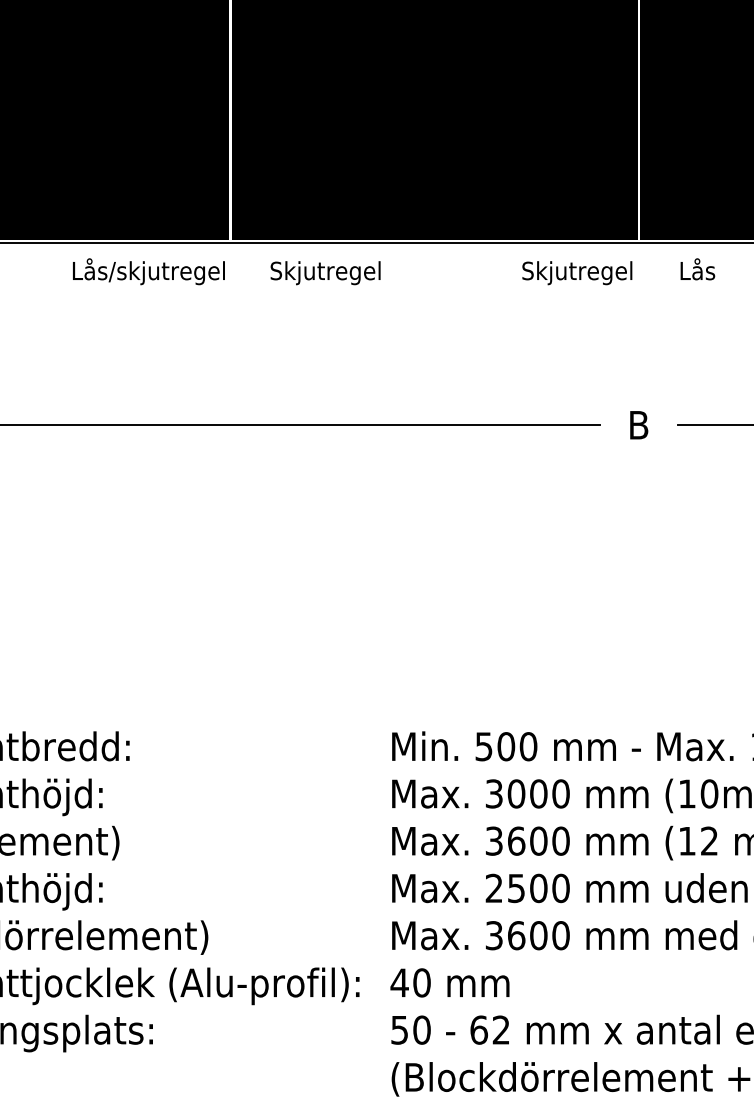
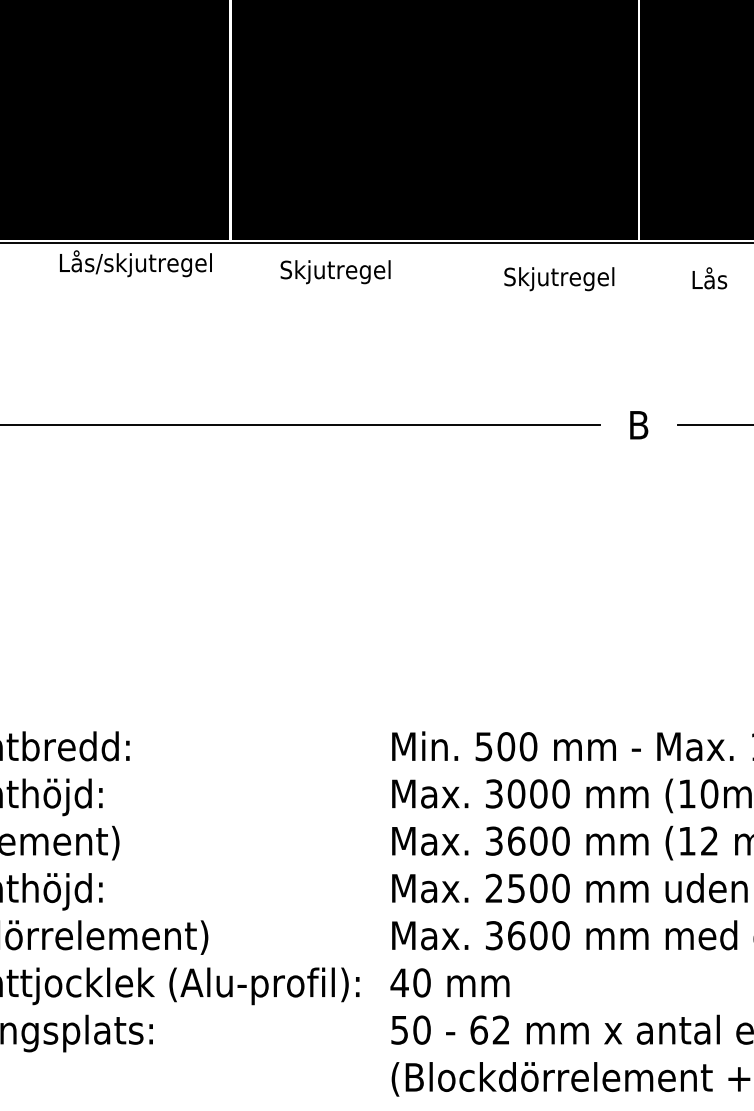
text position: (697, 269) -> (709, 278) (709, 278)
text position: (148, 271) -> (135, 263) (135, 263)
text position: (325, 273) -> (335, 272) (335, 272)
text position: (577, 273) -> (559, 279) (559, 279)
